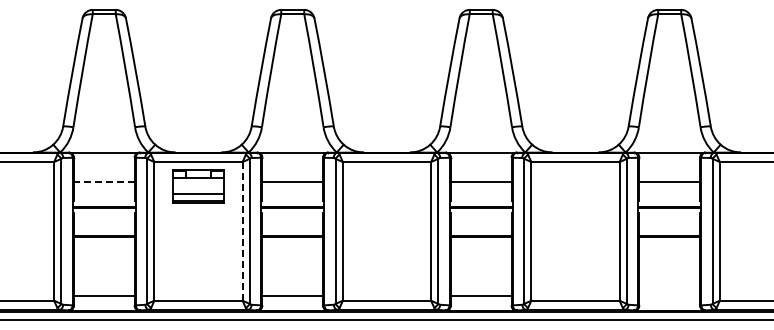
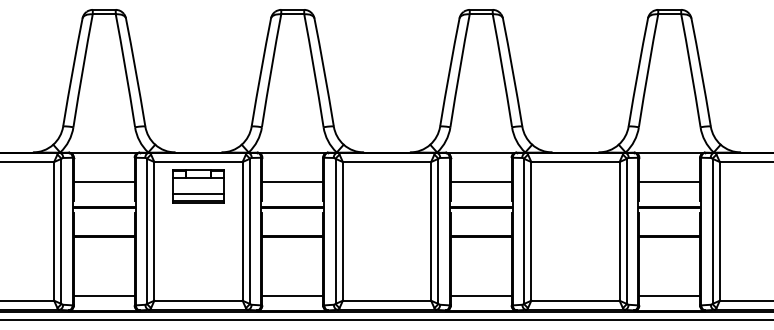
line: dashed -> solid (103, 182)
line: dashed -> solid (242, 230)
line: none -> present (669, 295)
